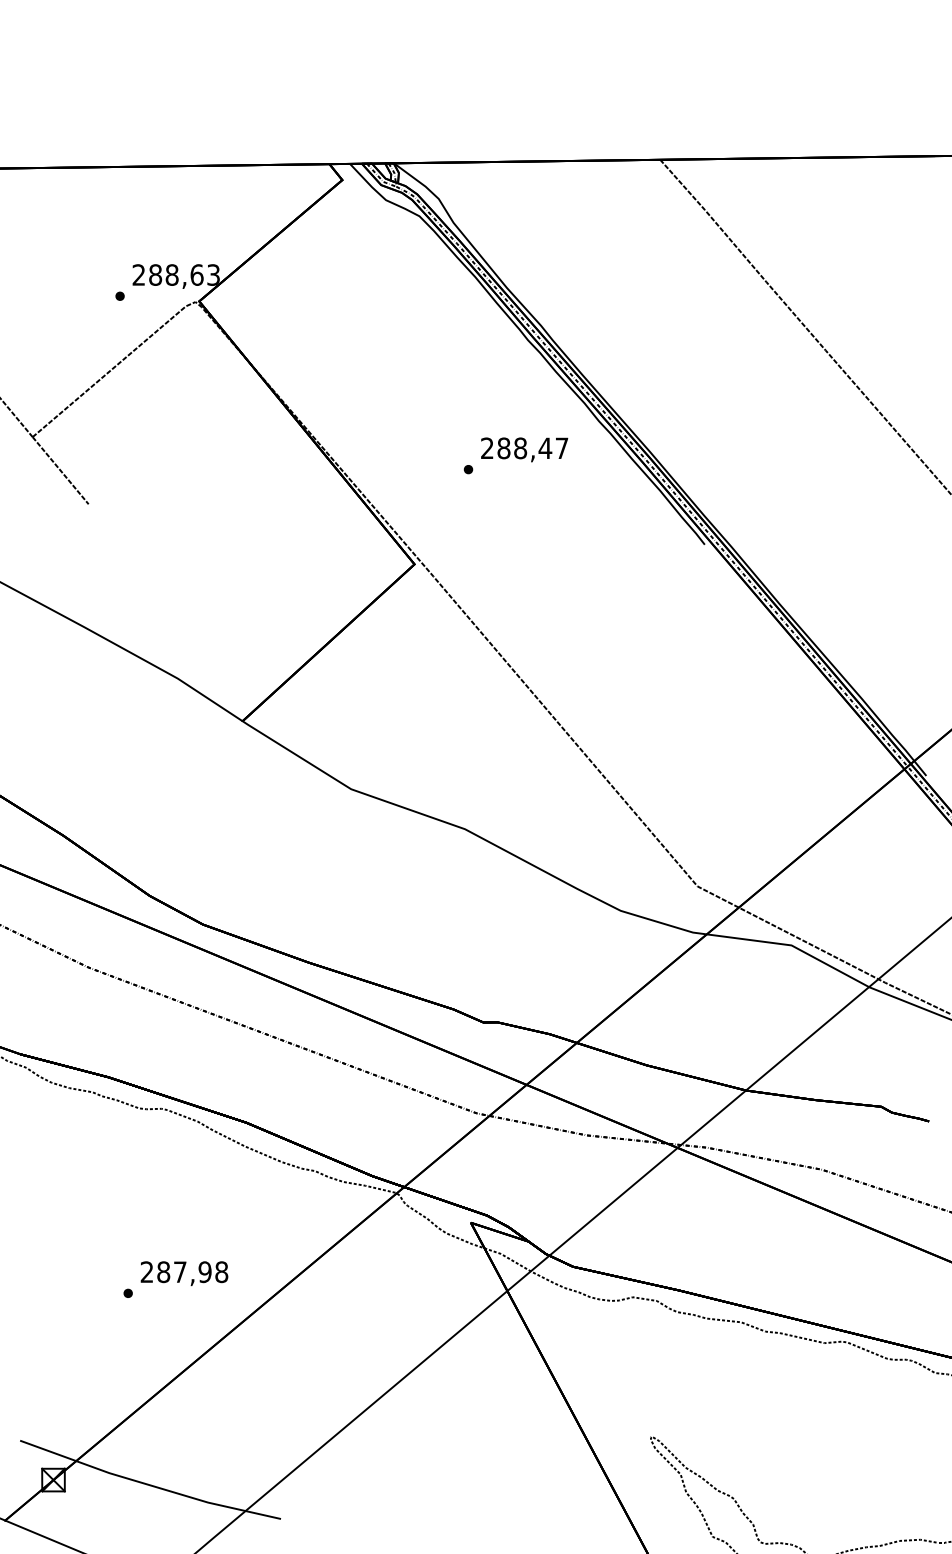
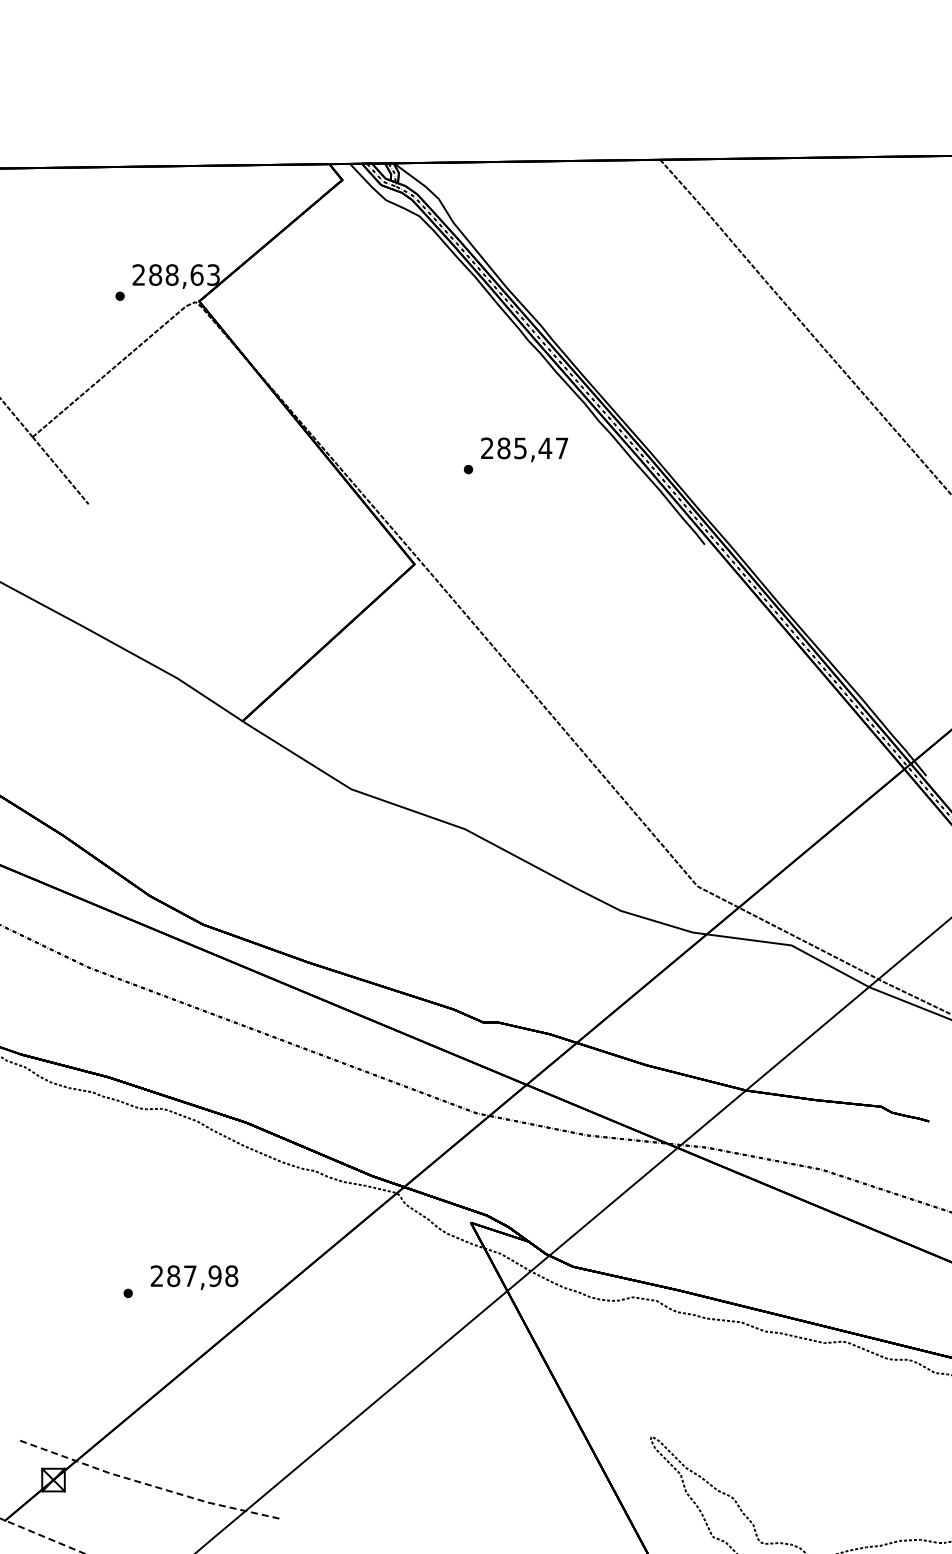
text: 288,47 -> 285,47 (520, 448)
text position: (184, 1273) -> (194, 1277) (194, 1277)
line: solid -> dashed (148, 1484)
line: solid -> dashed (43, 1536)
